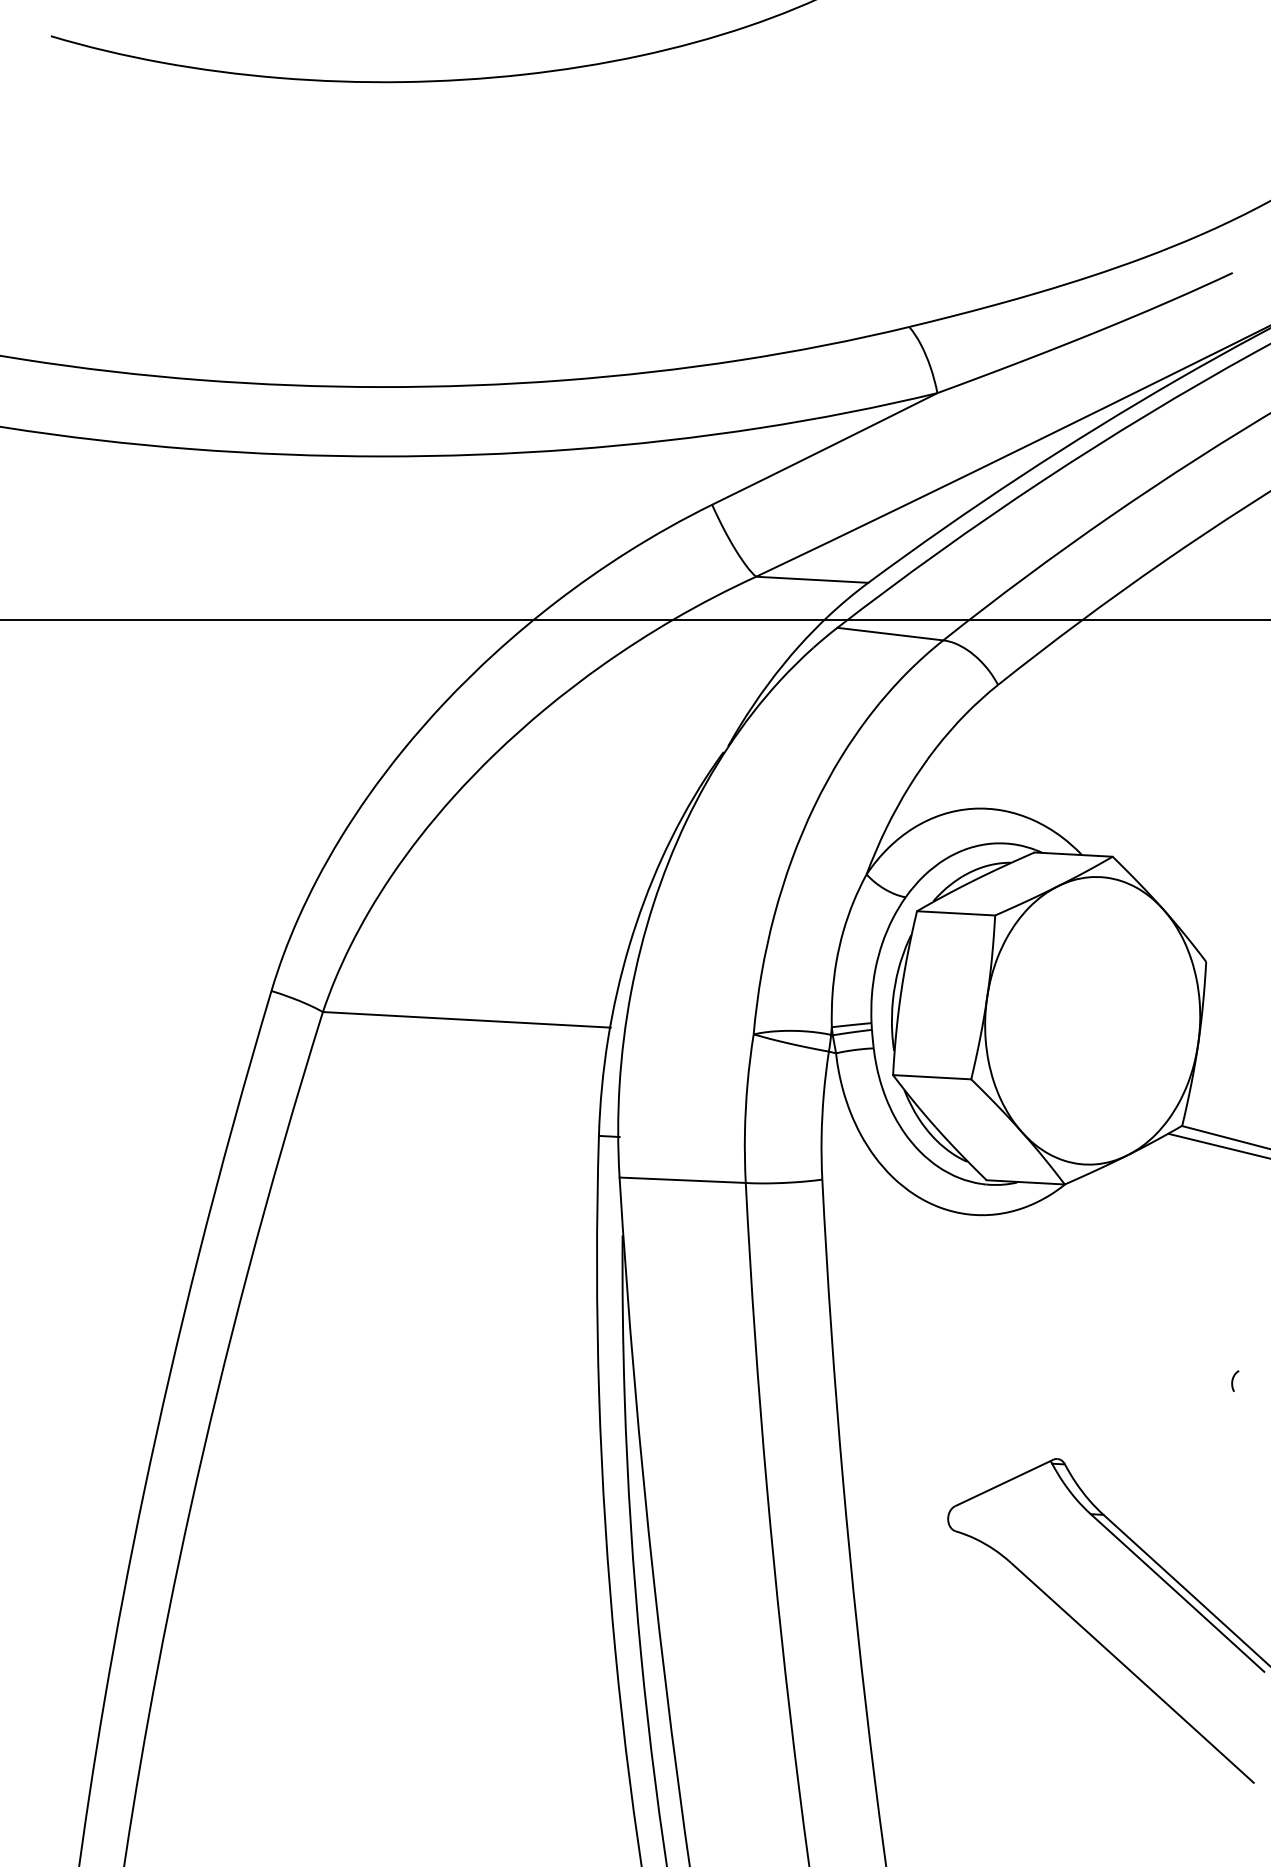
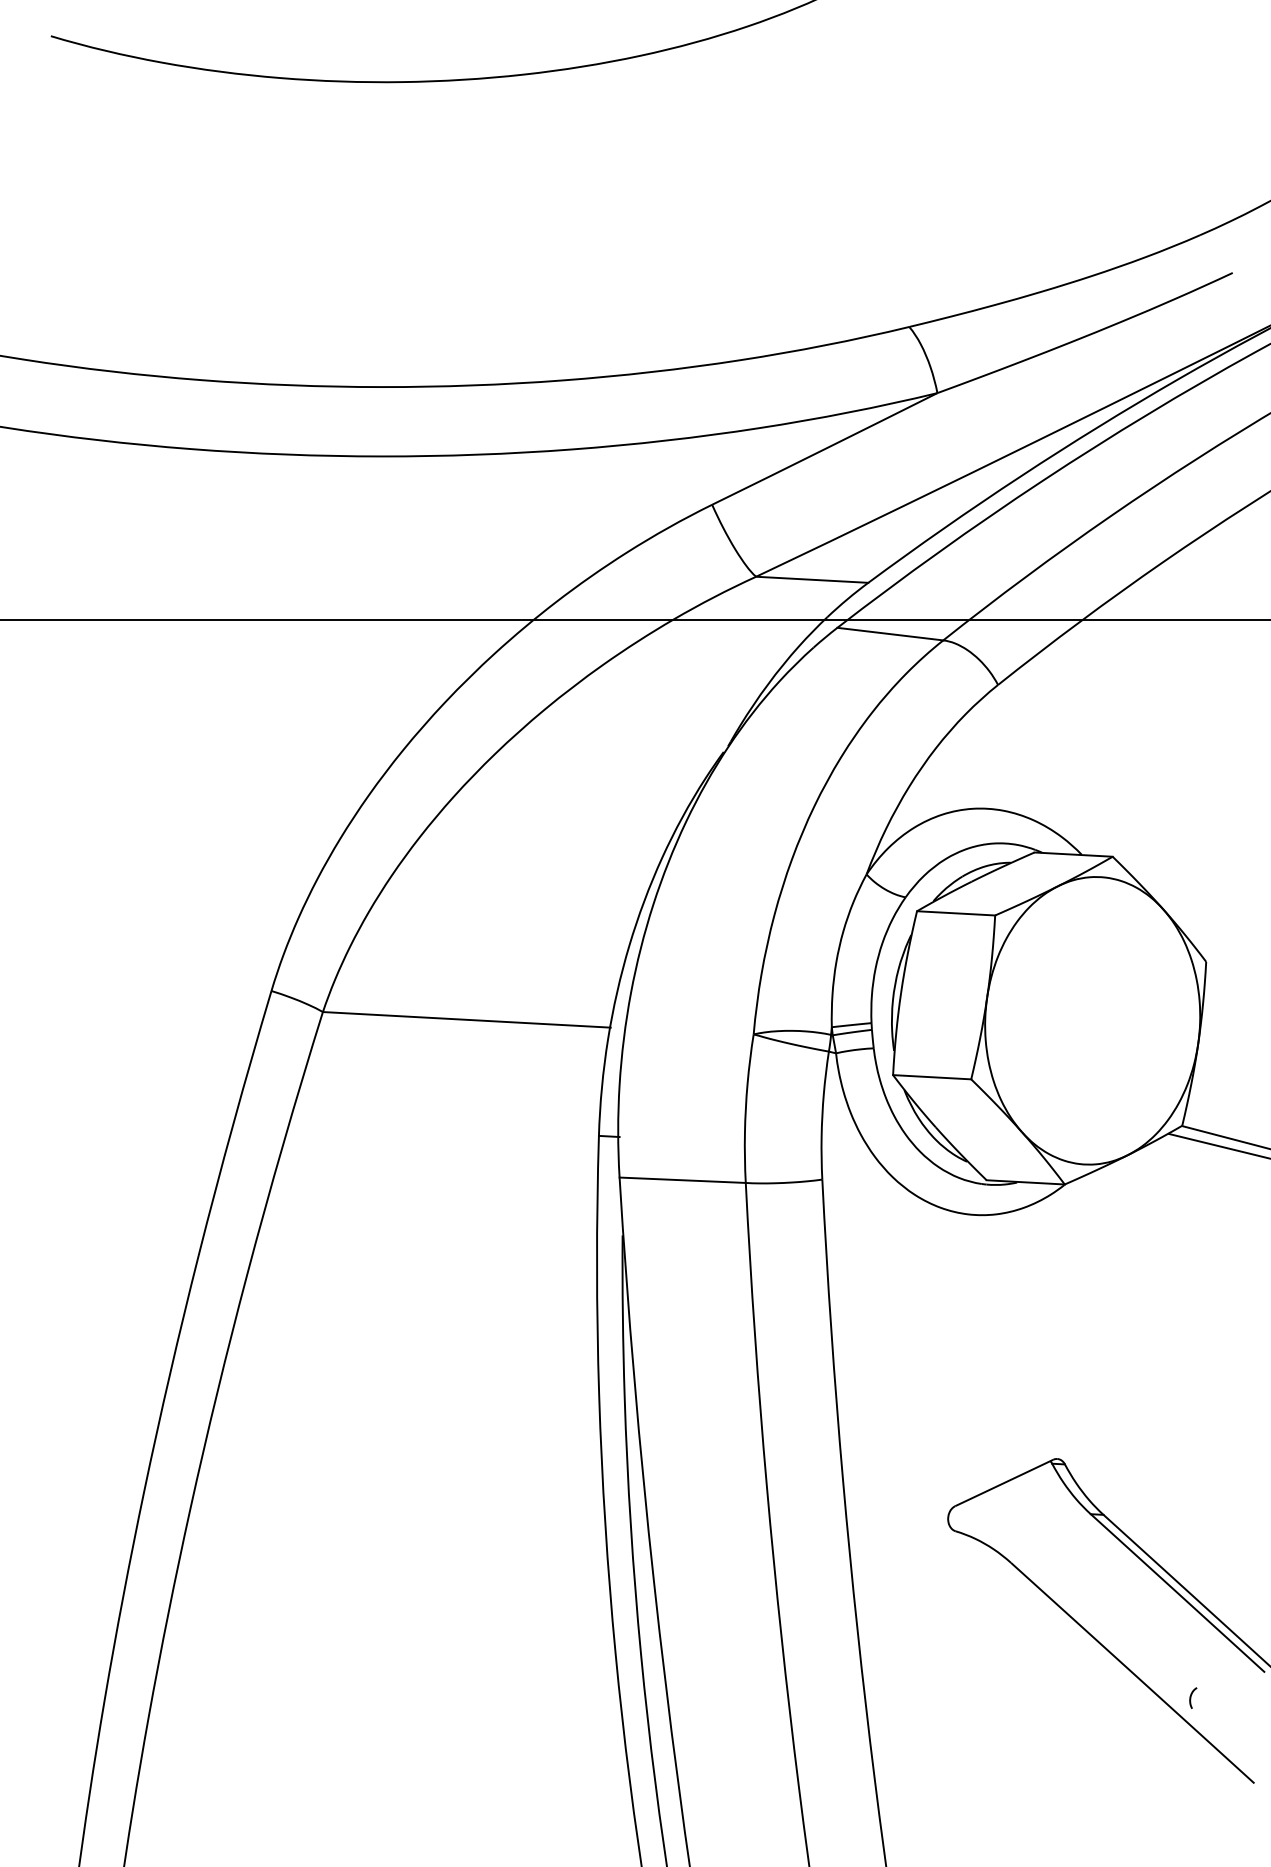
curve position: (1233, 1380) -> (1191, 1697) (1191, 1697)
